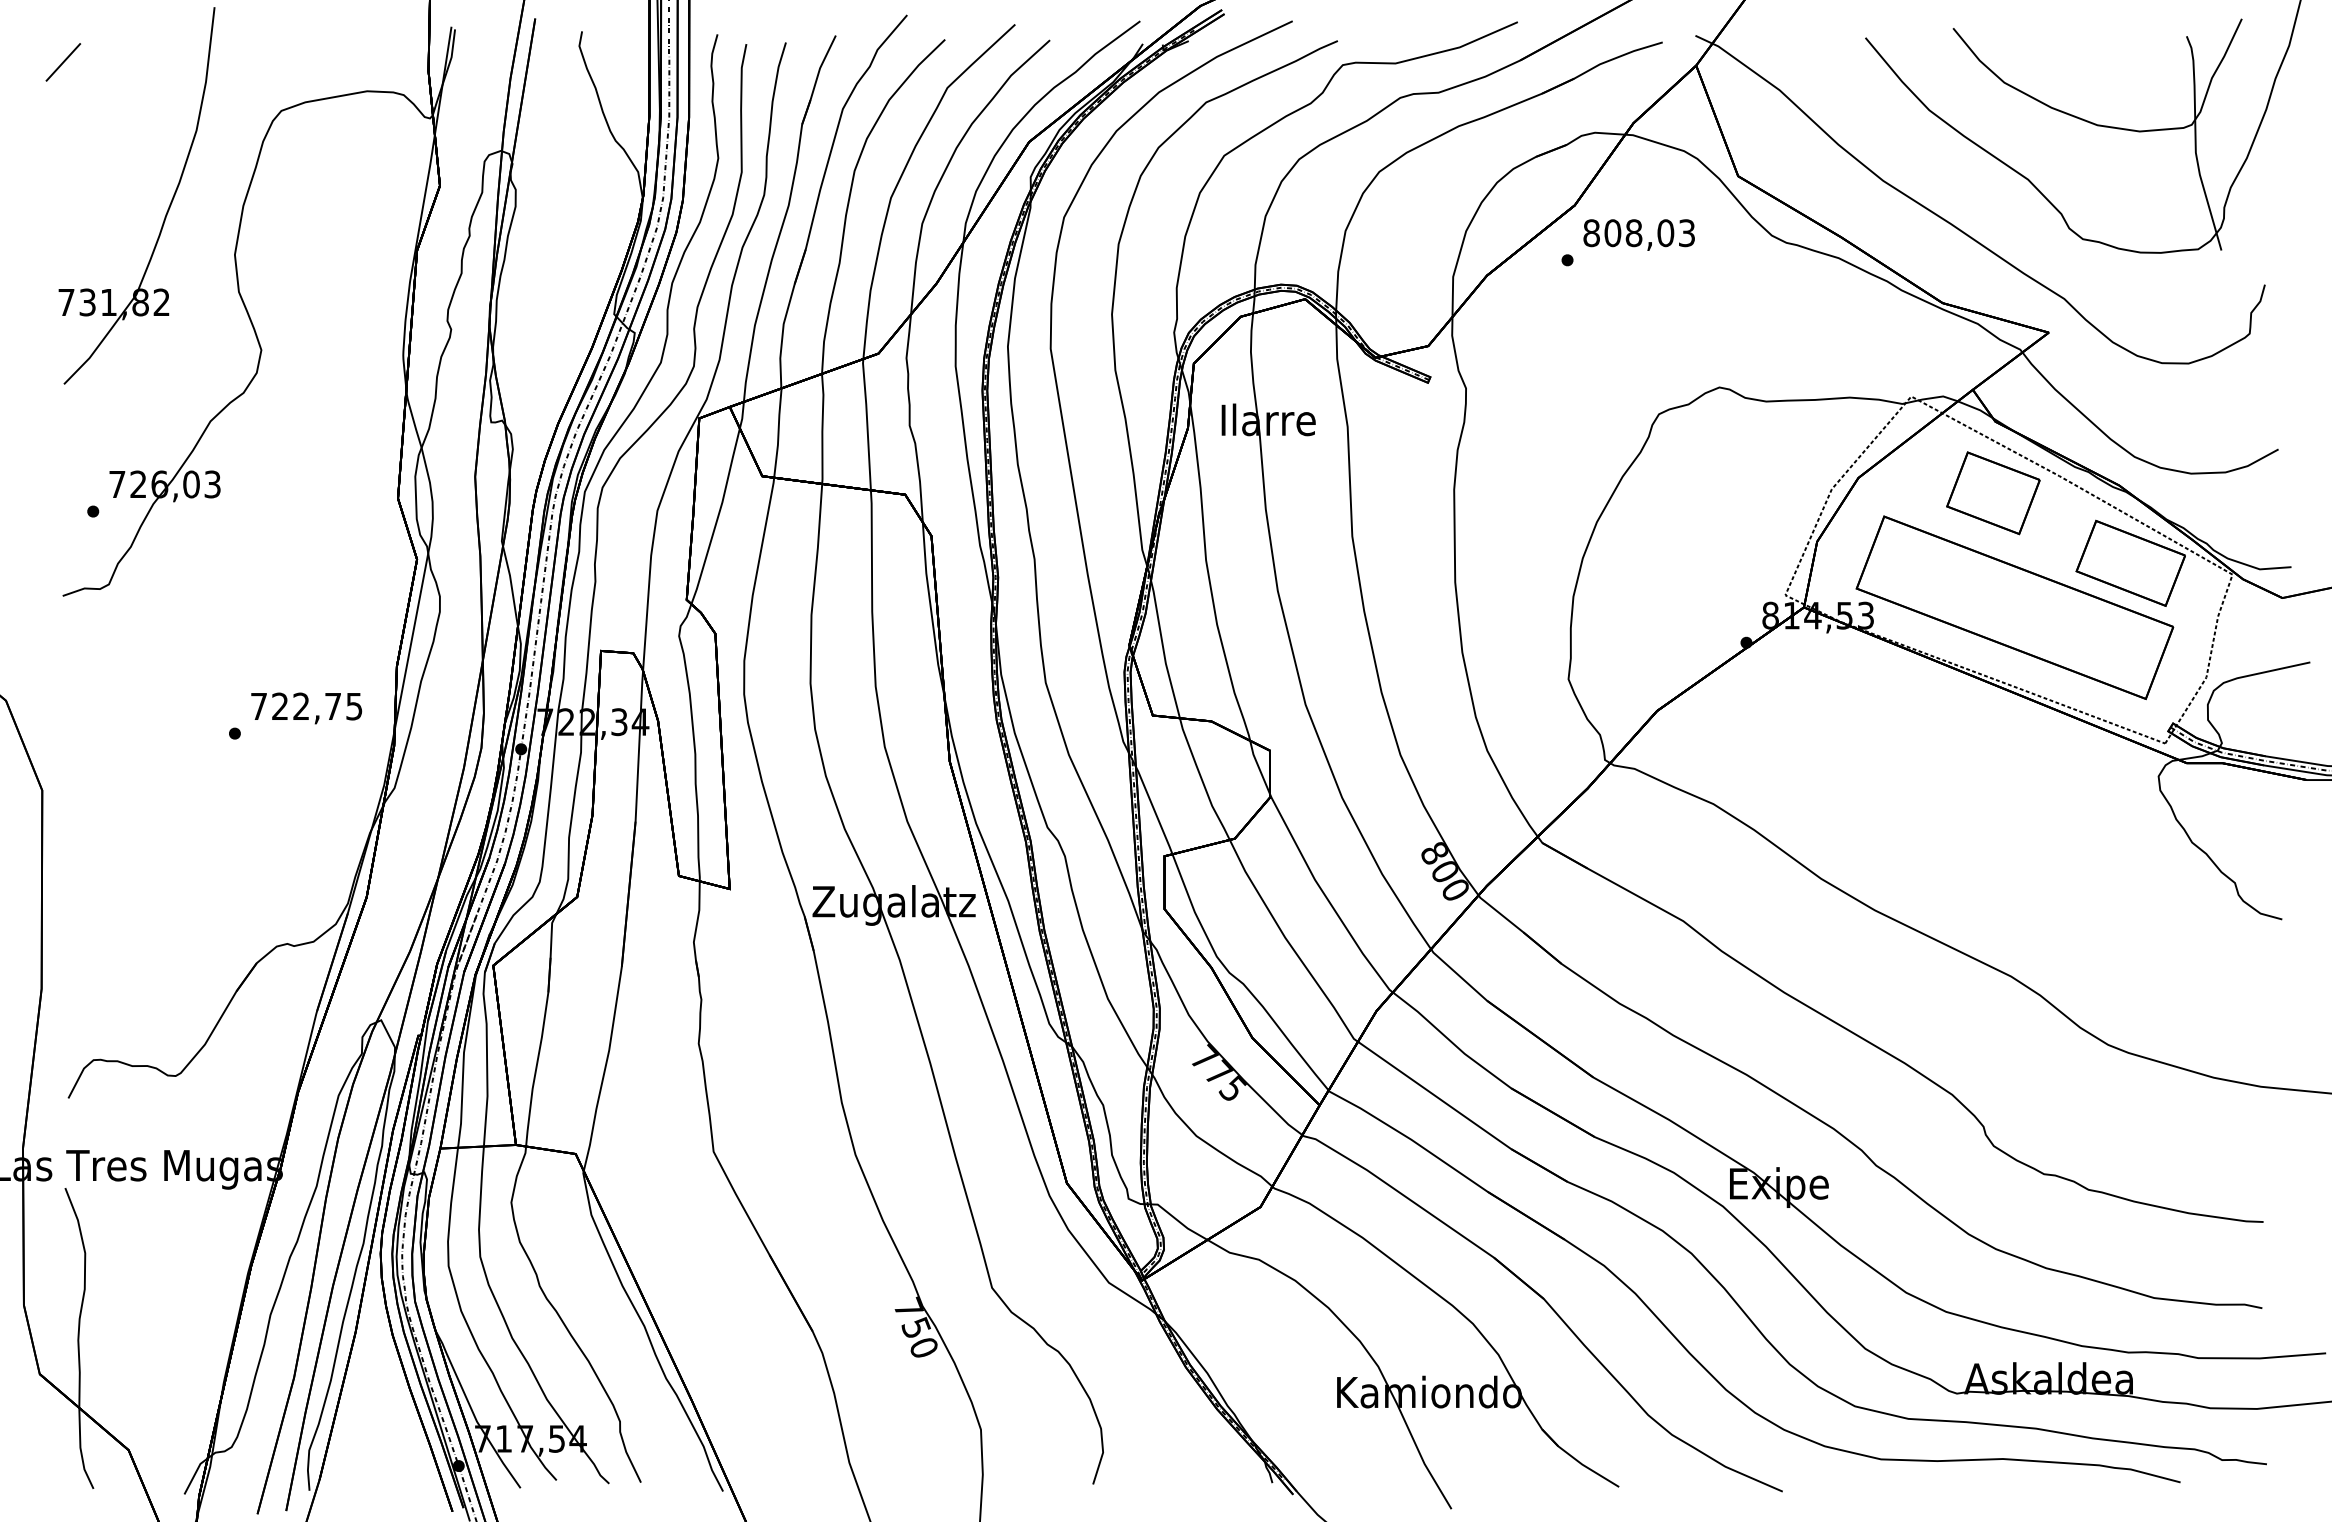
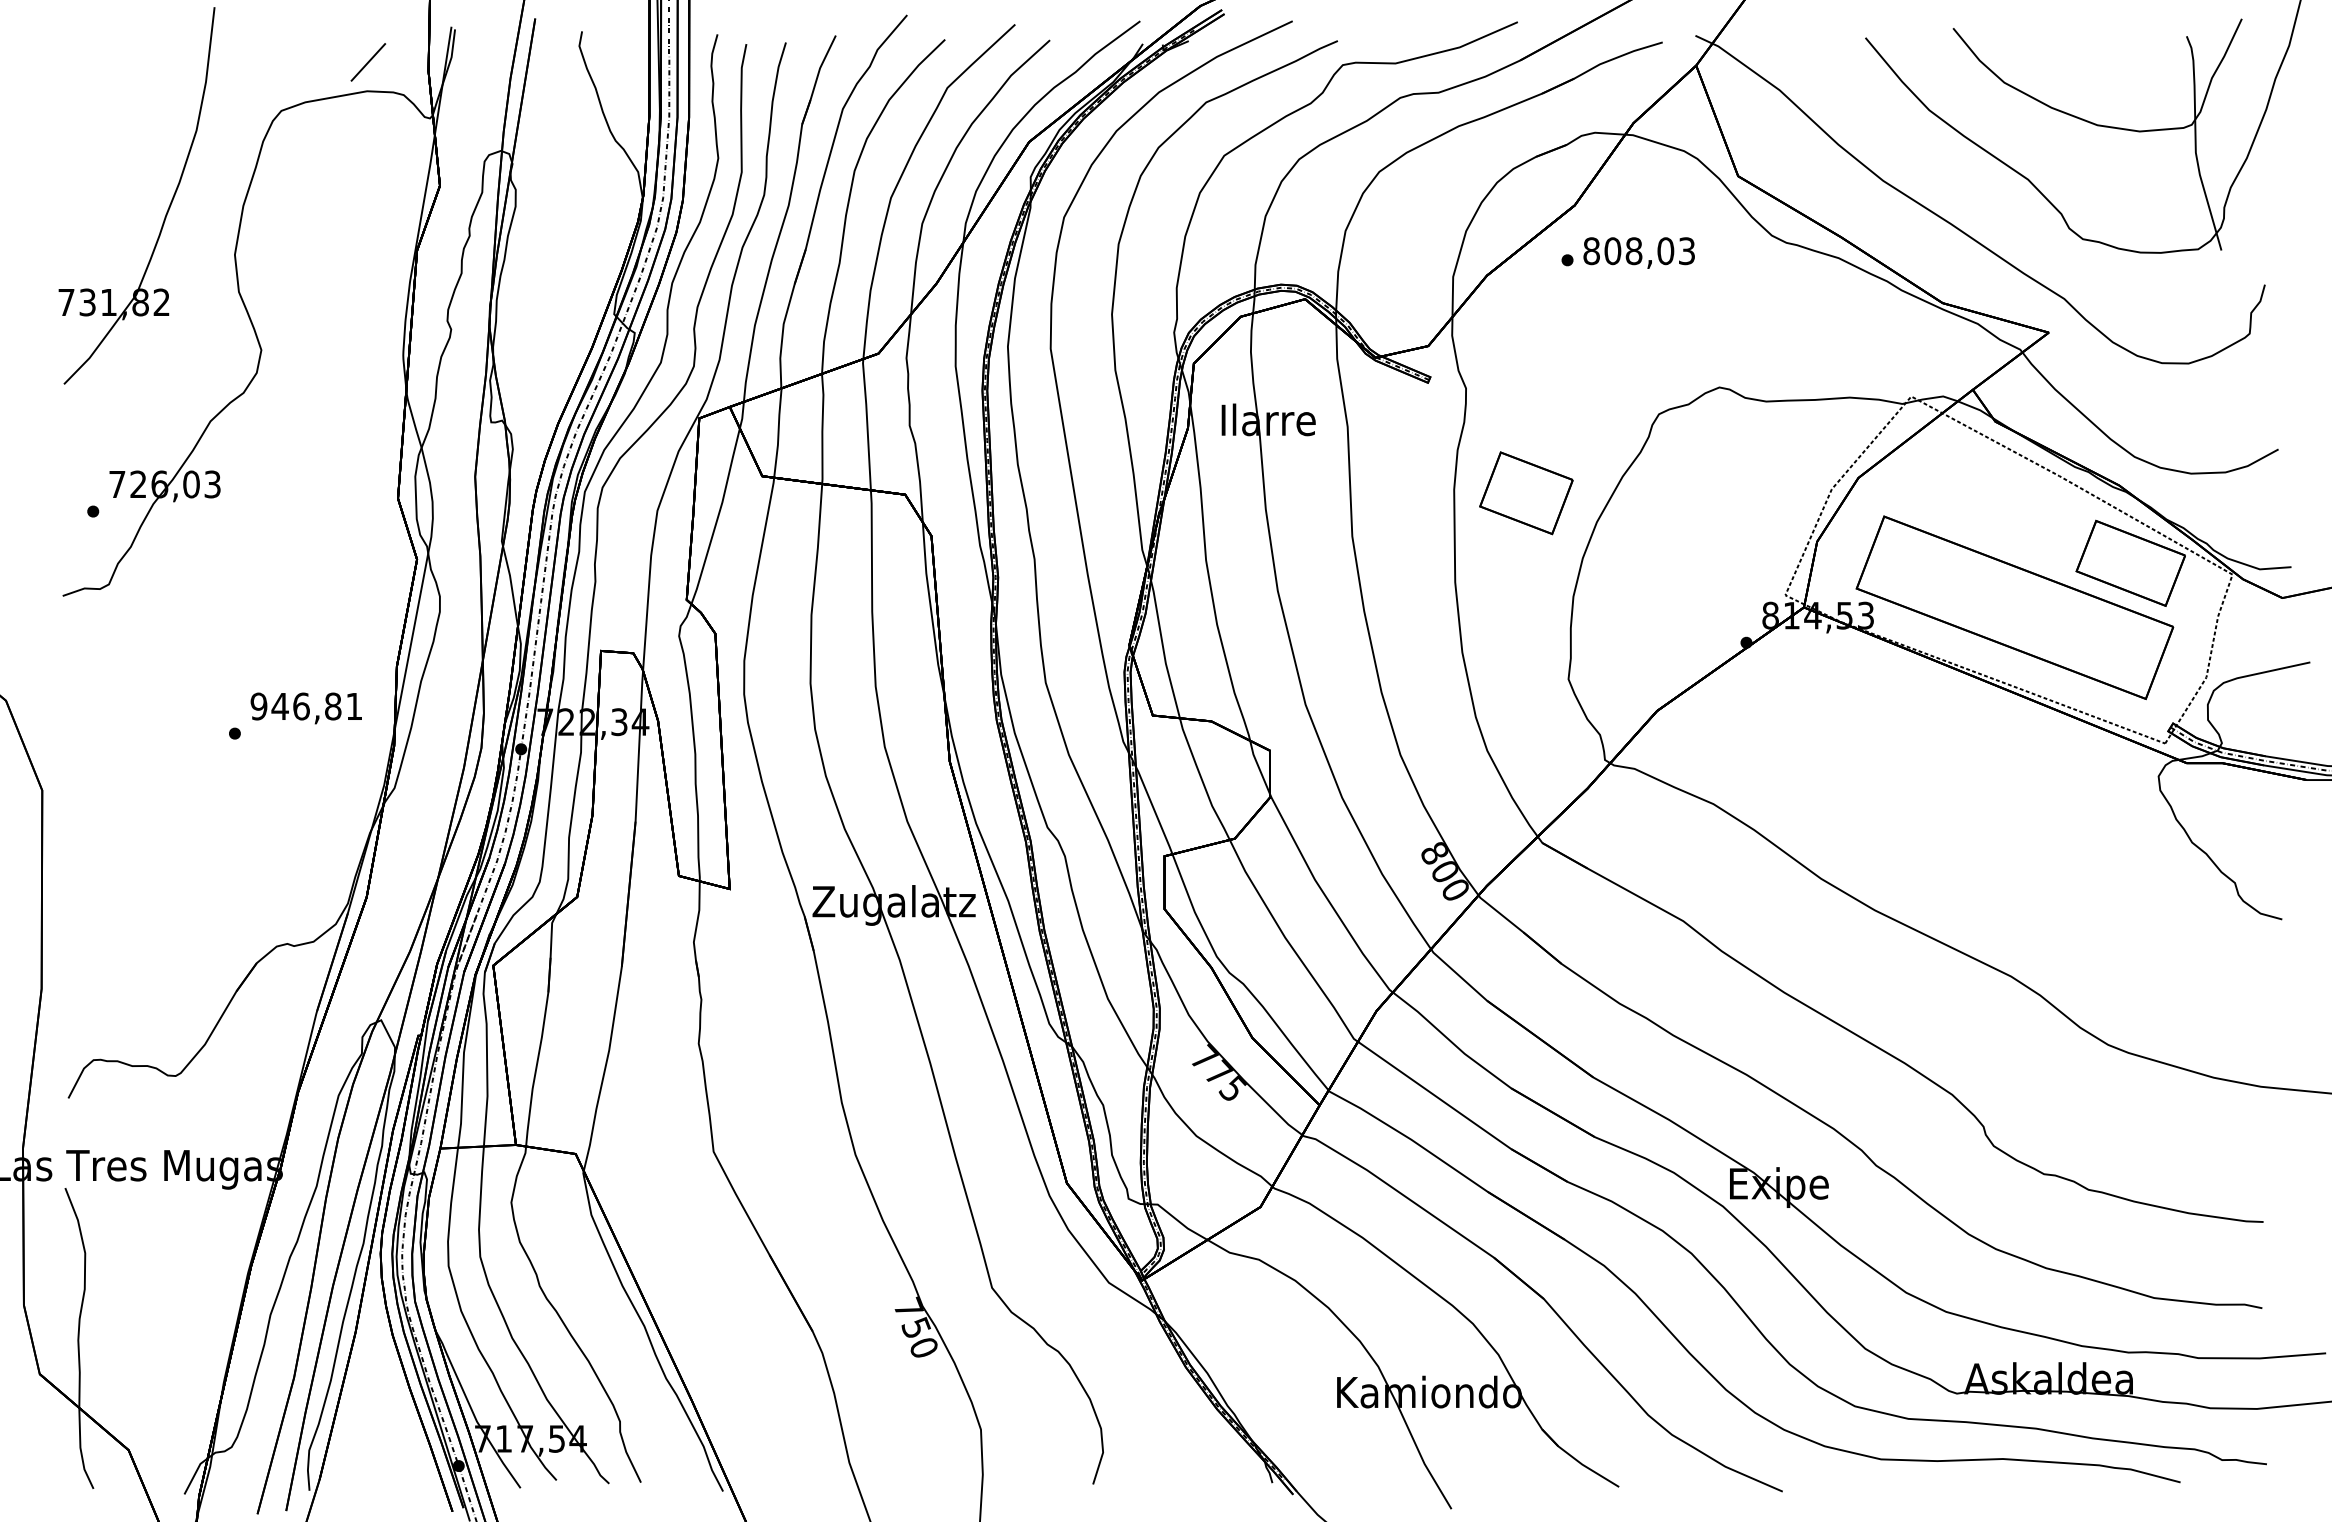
line position: (62, 62) -> (367, 62) (367, 62)
text position: (1638, 234) -> (1638, 252) (1638, 252)
part position: (1993, 493) -> (1526, 493) (1526, 493)
text: 722,75 -> 946,81 (306, 706)
